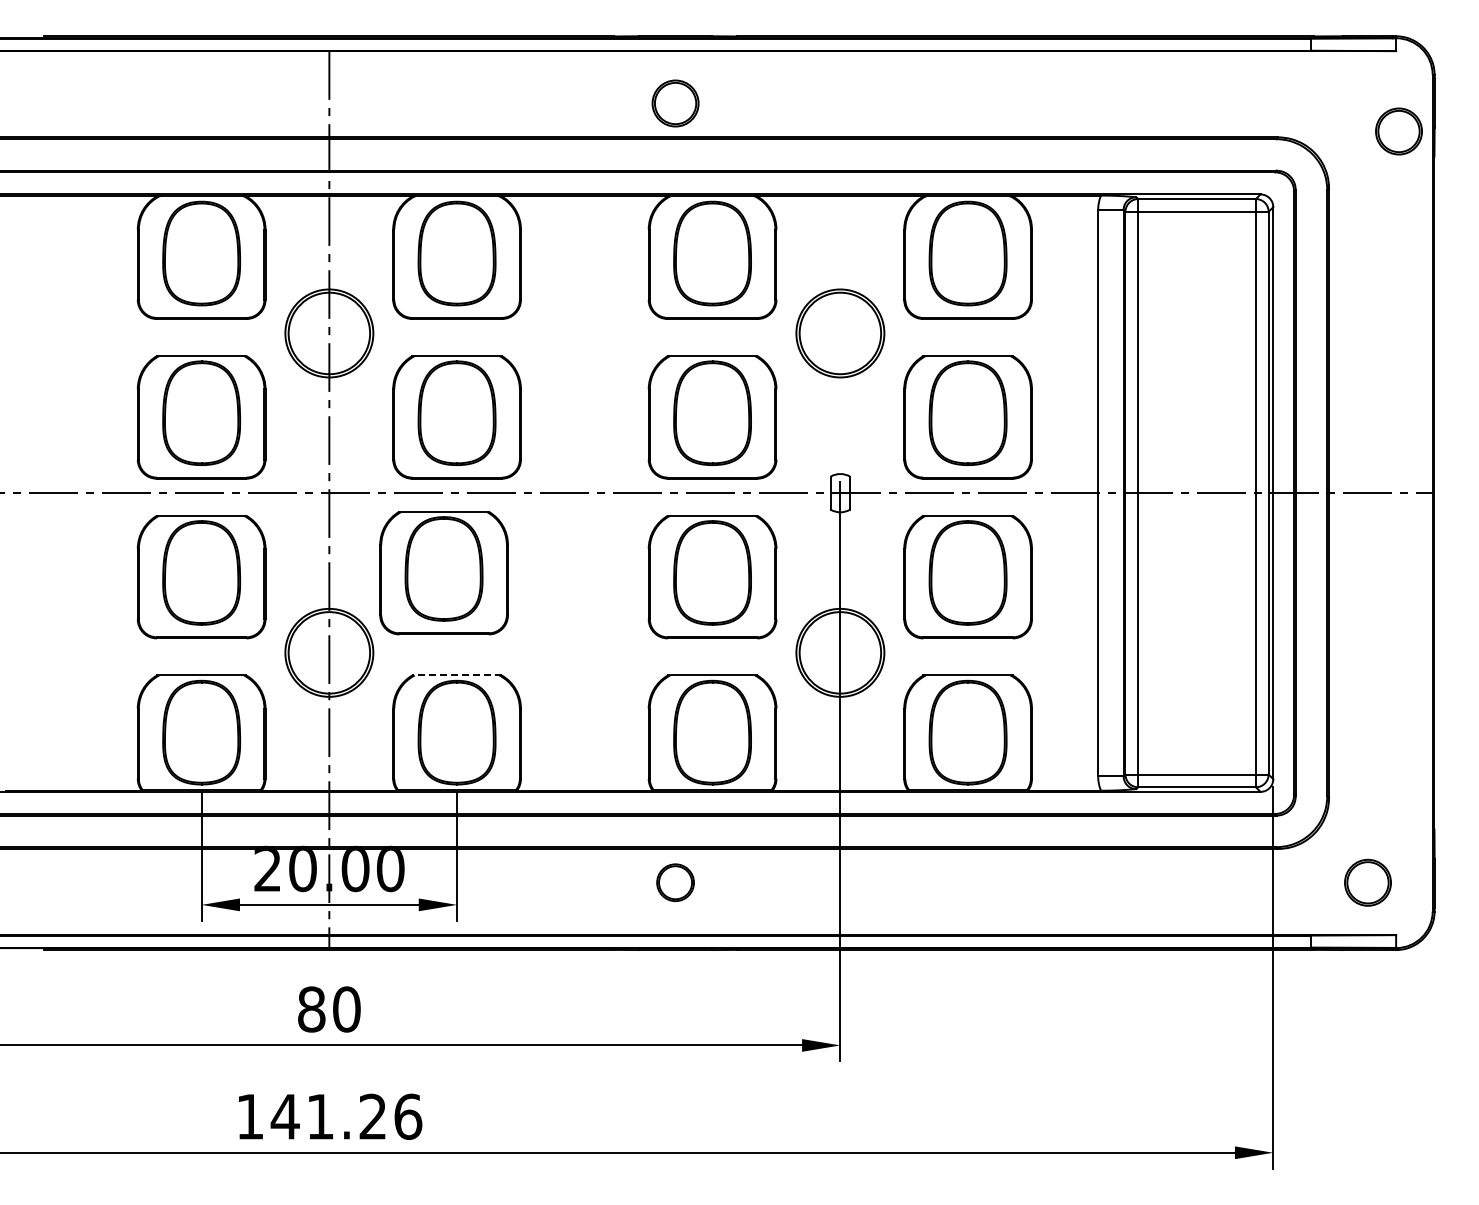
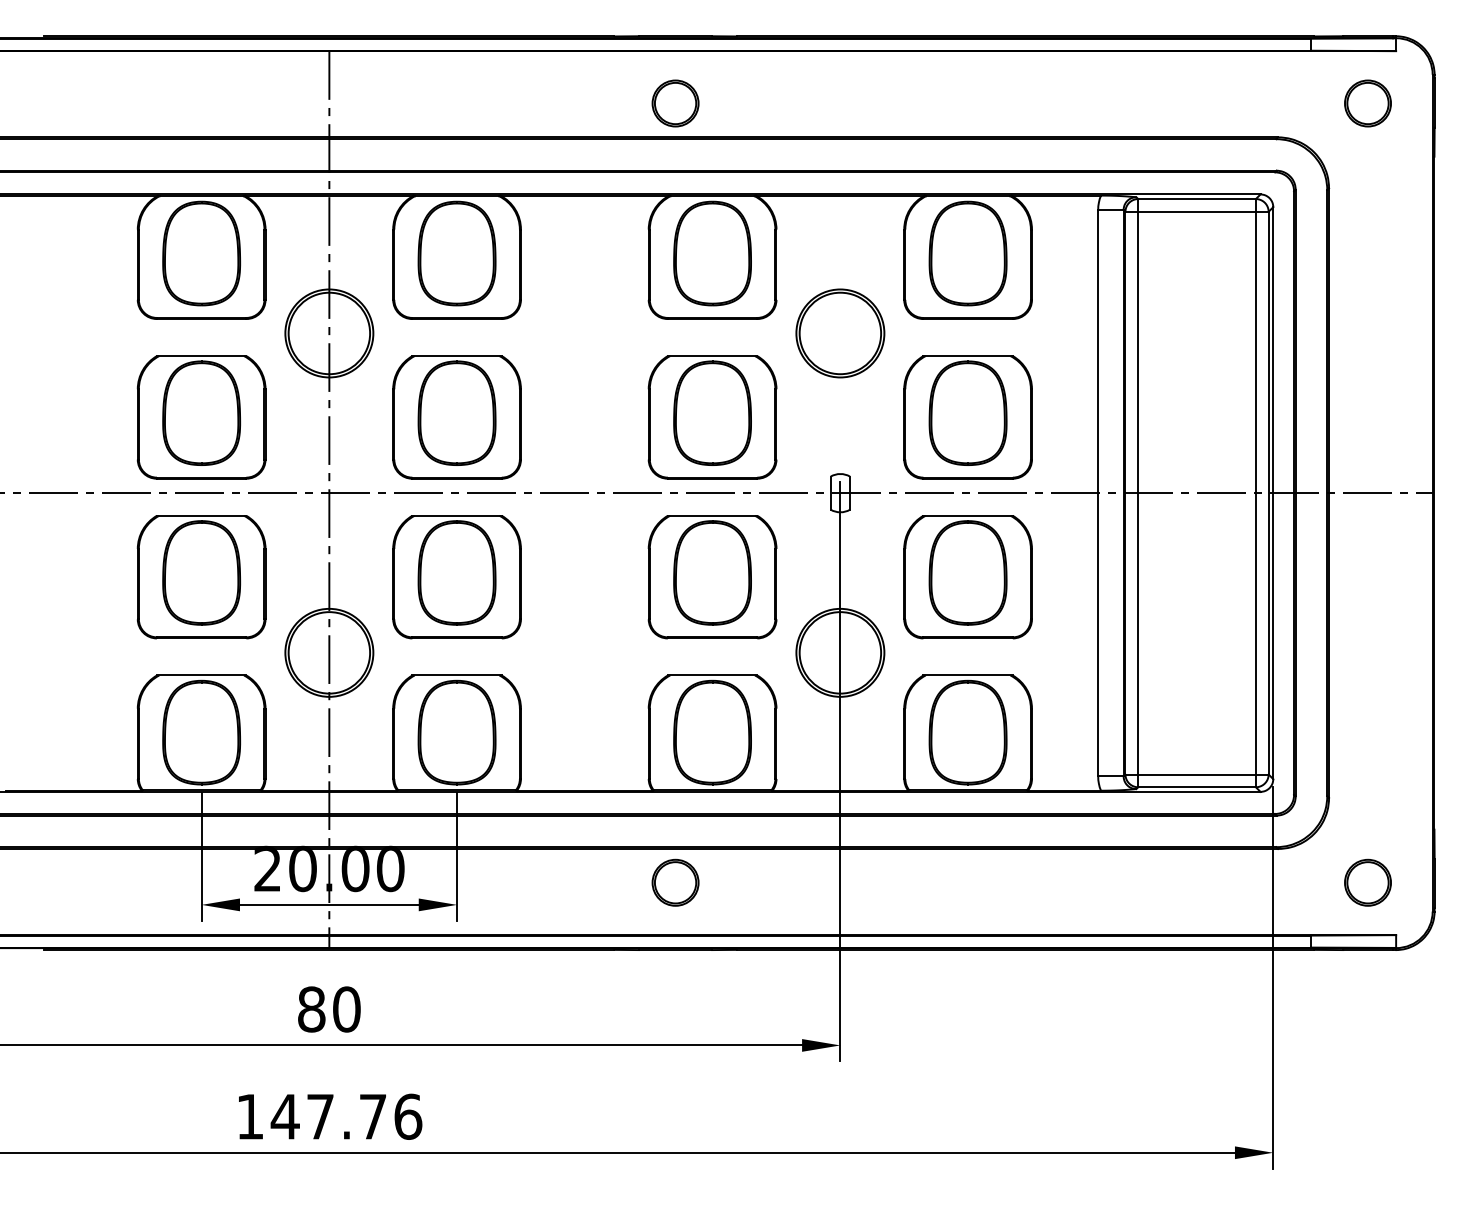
part position: (1398, 131) -> (1367, 103) (1367, 103)
part position: (443, 573) -> (456, 577) (456, 577)
line: dashed -> solid (457, 675)
part size: 39x39 px -> 49x49 px (675, 882)
text: 141.26 -> 147.76 (346, 1116)
